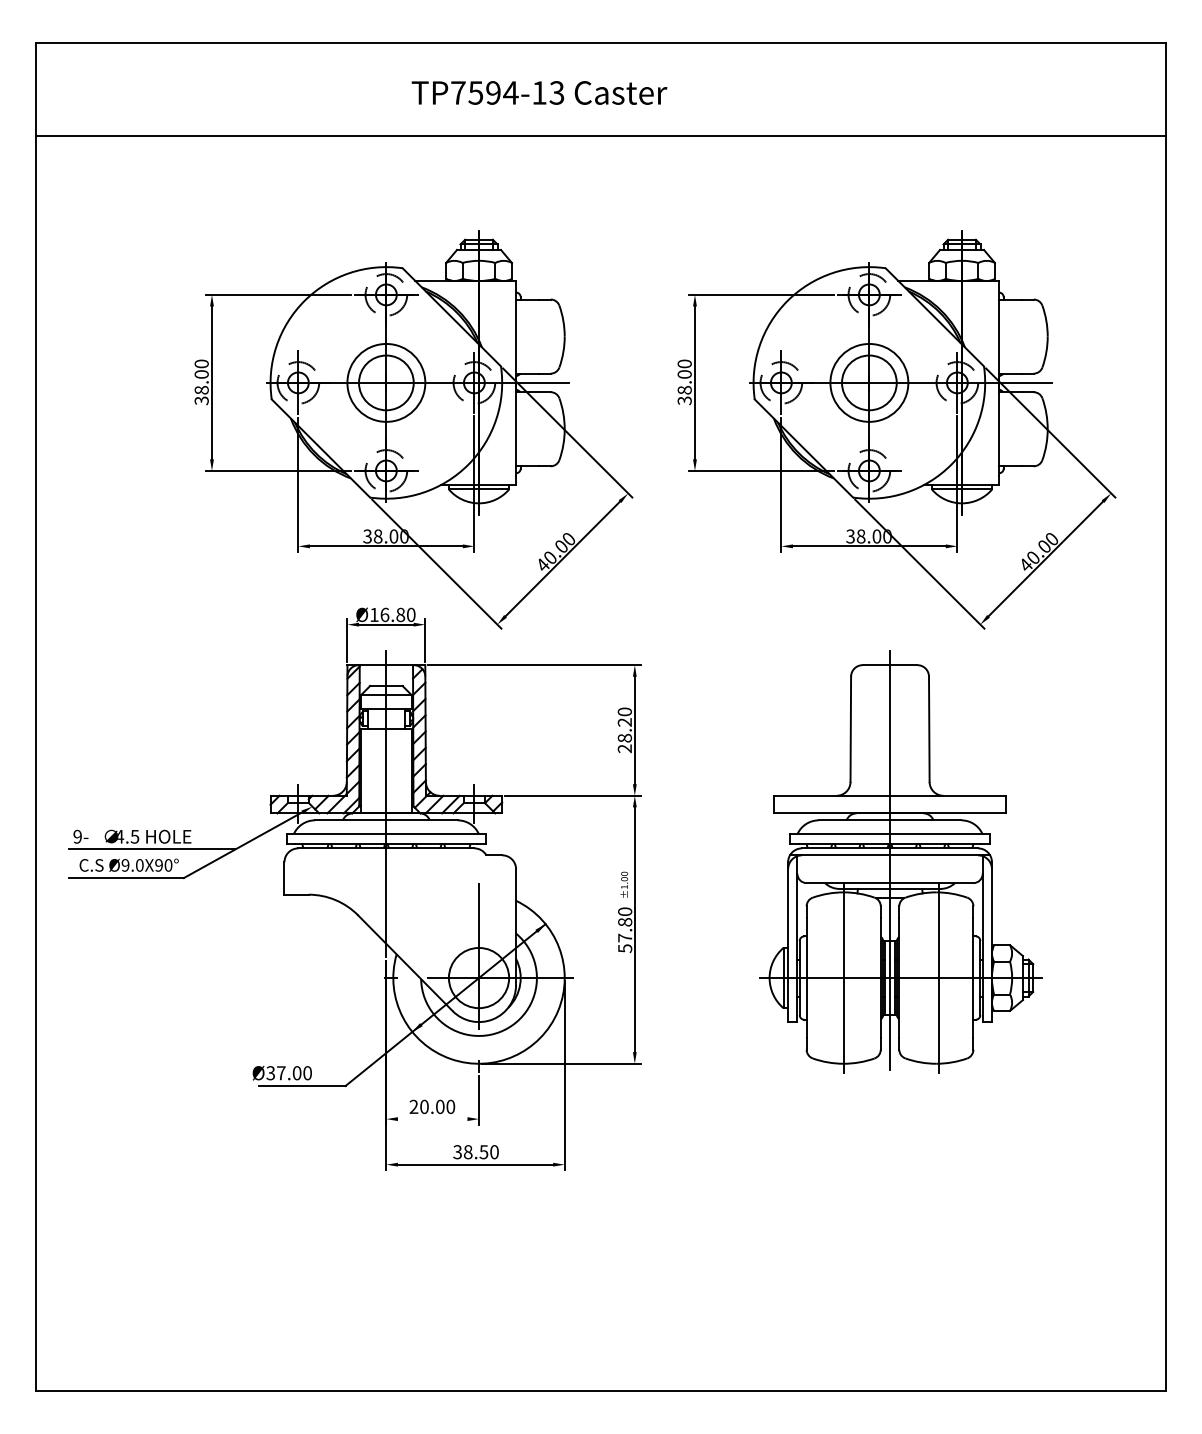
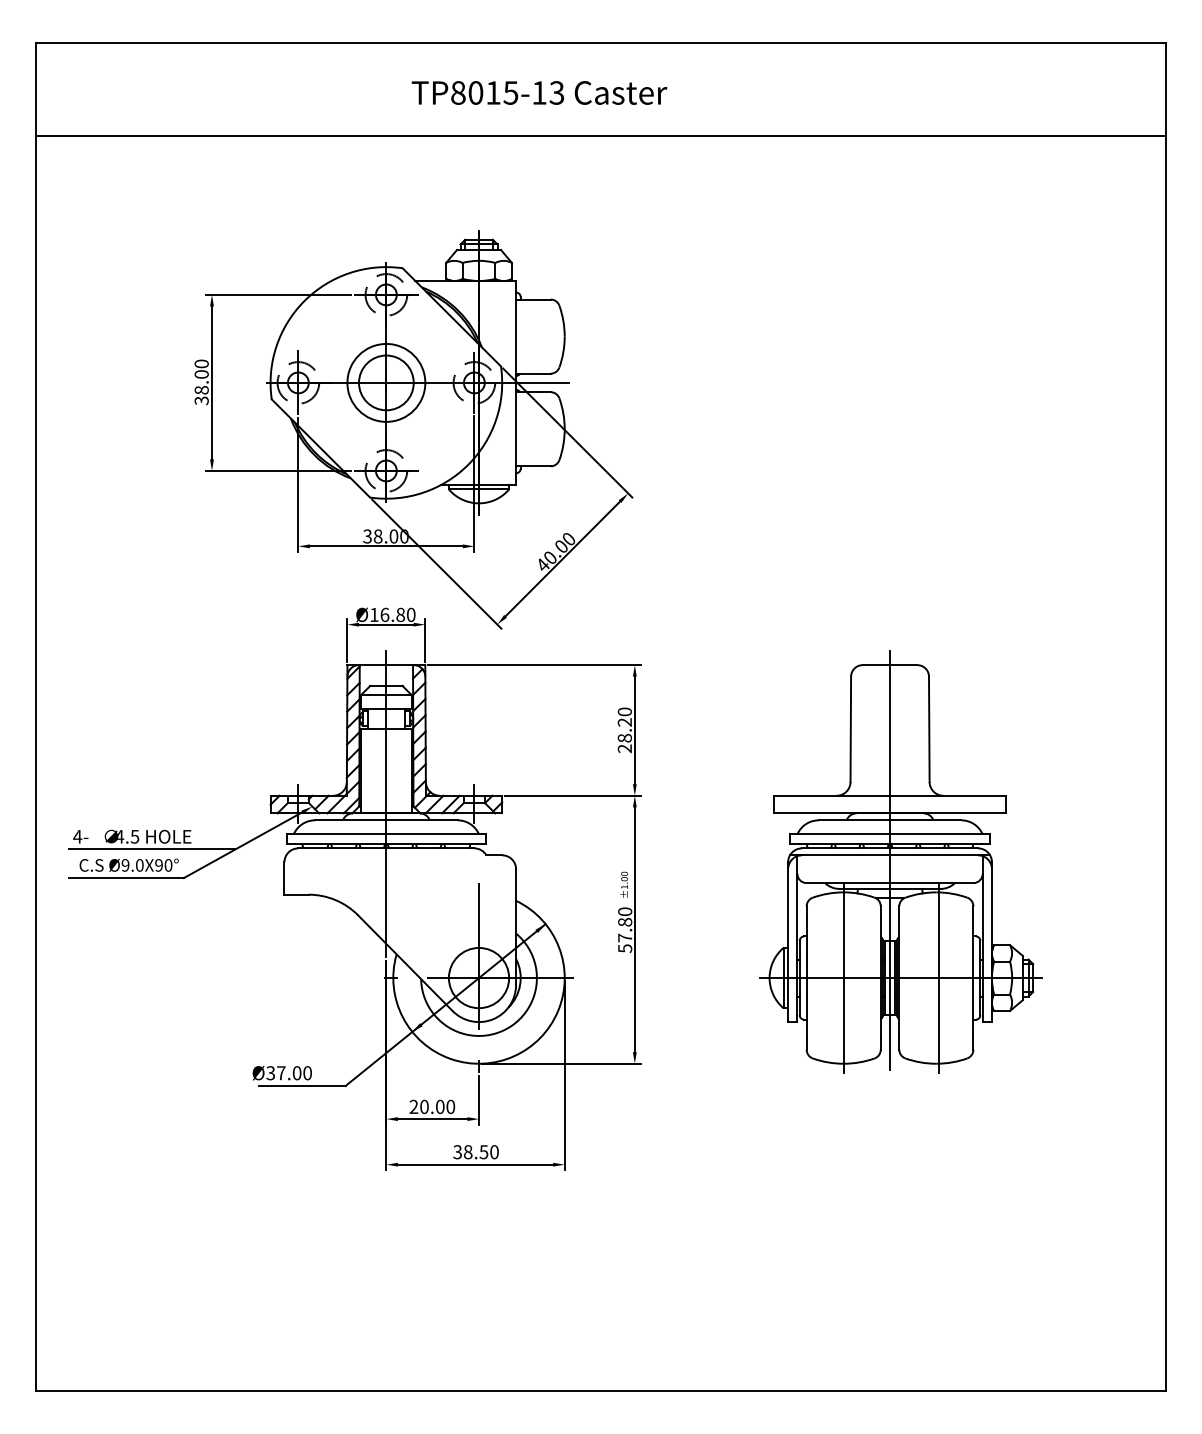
text: TP7594-13 -> TP8015-13 (484, 92)
part: present -> none (896, 429)
text: 9- -> 4- (77, 836)
line: none -> present (432, 1119)
